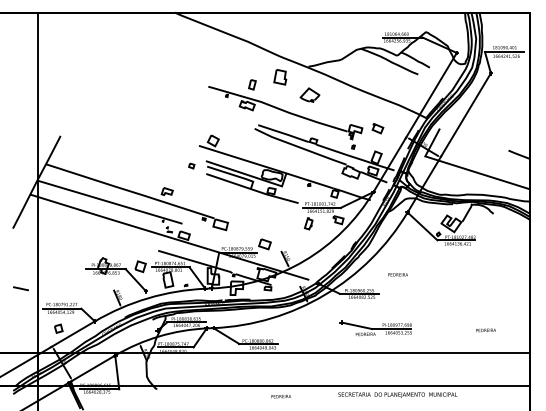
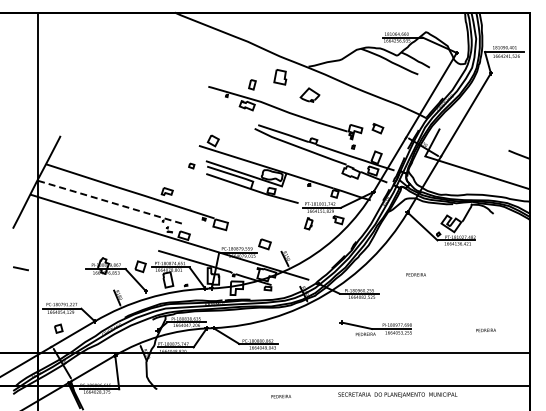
line: solid -> dashed (110, 202)
text position: (397, 274) -> (415, 274) (415, 274)
line position: (20, 288) -> (20, 268) (20, 268)
